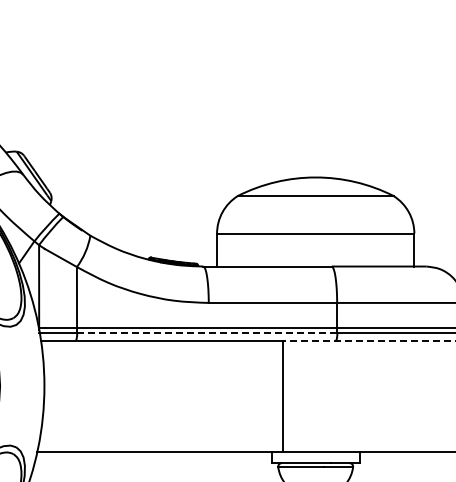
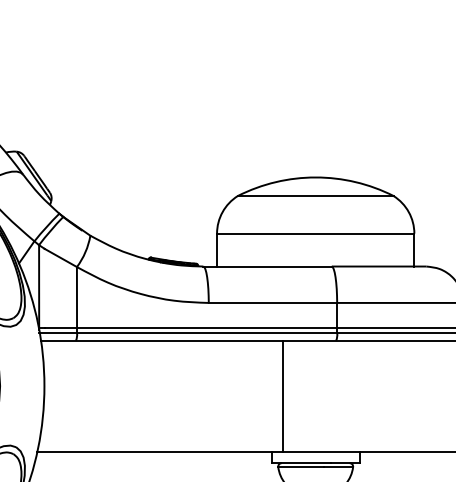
line: dashed -> solid (207, 333)
line: dashed -> solid (369, 340)
